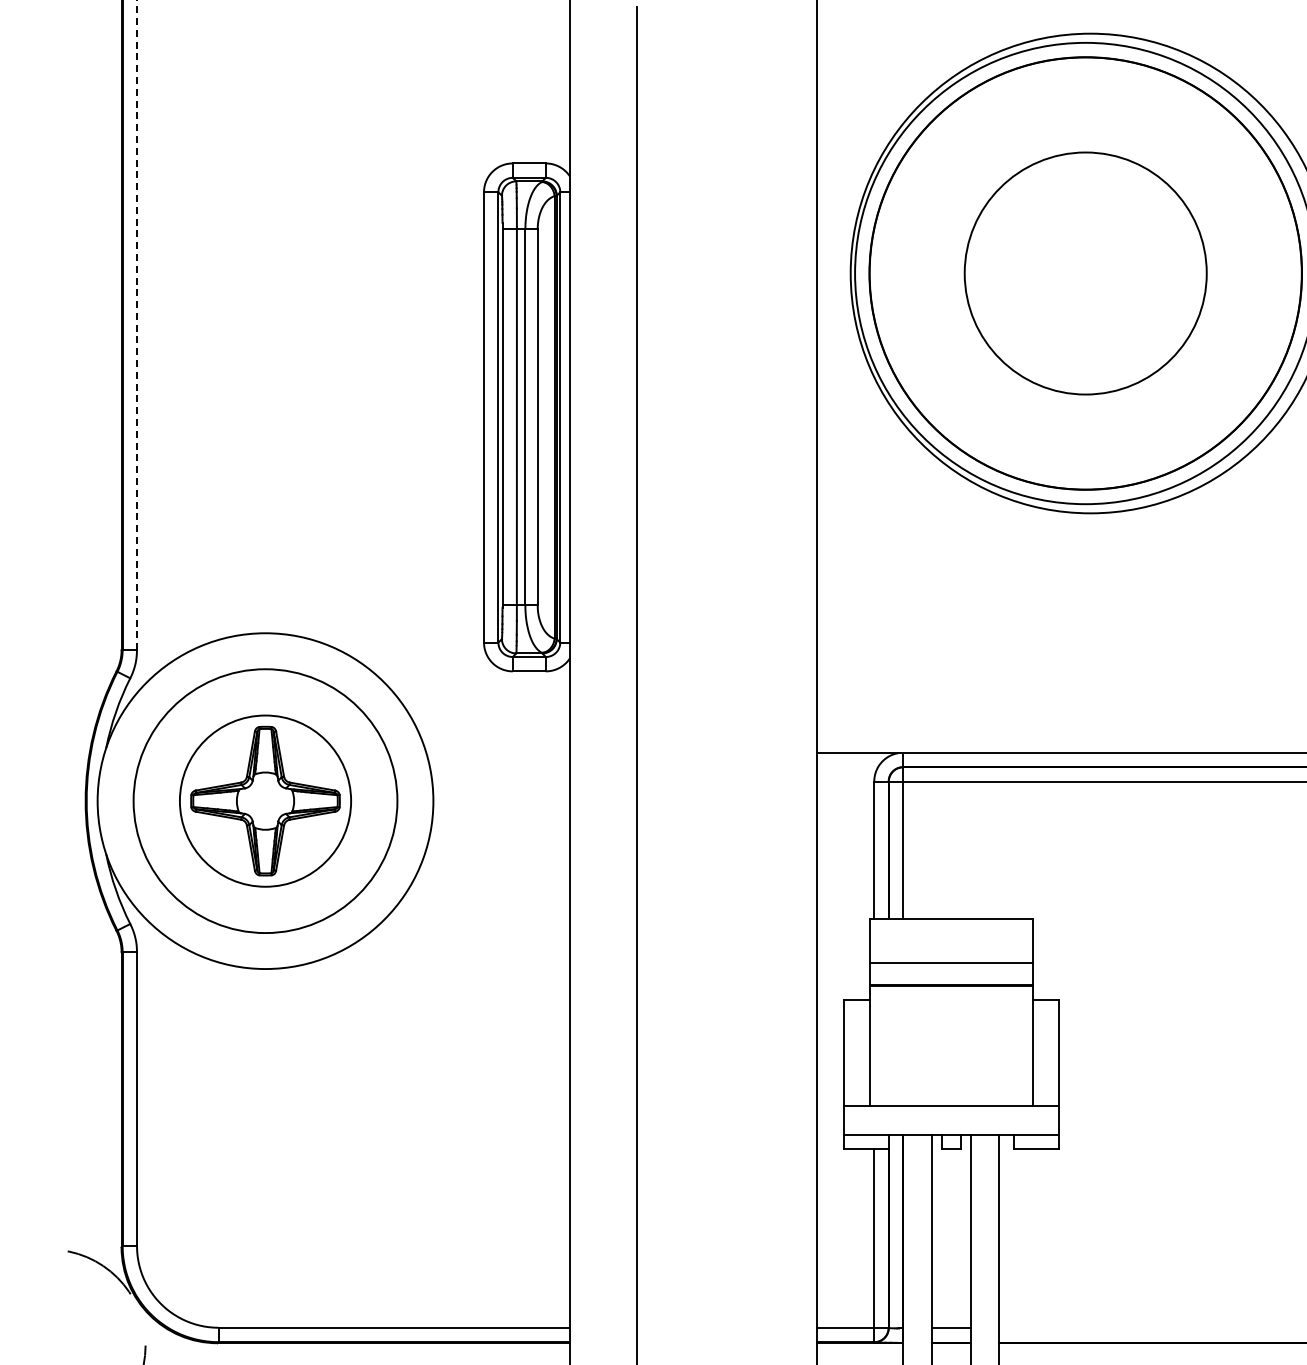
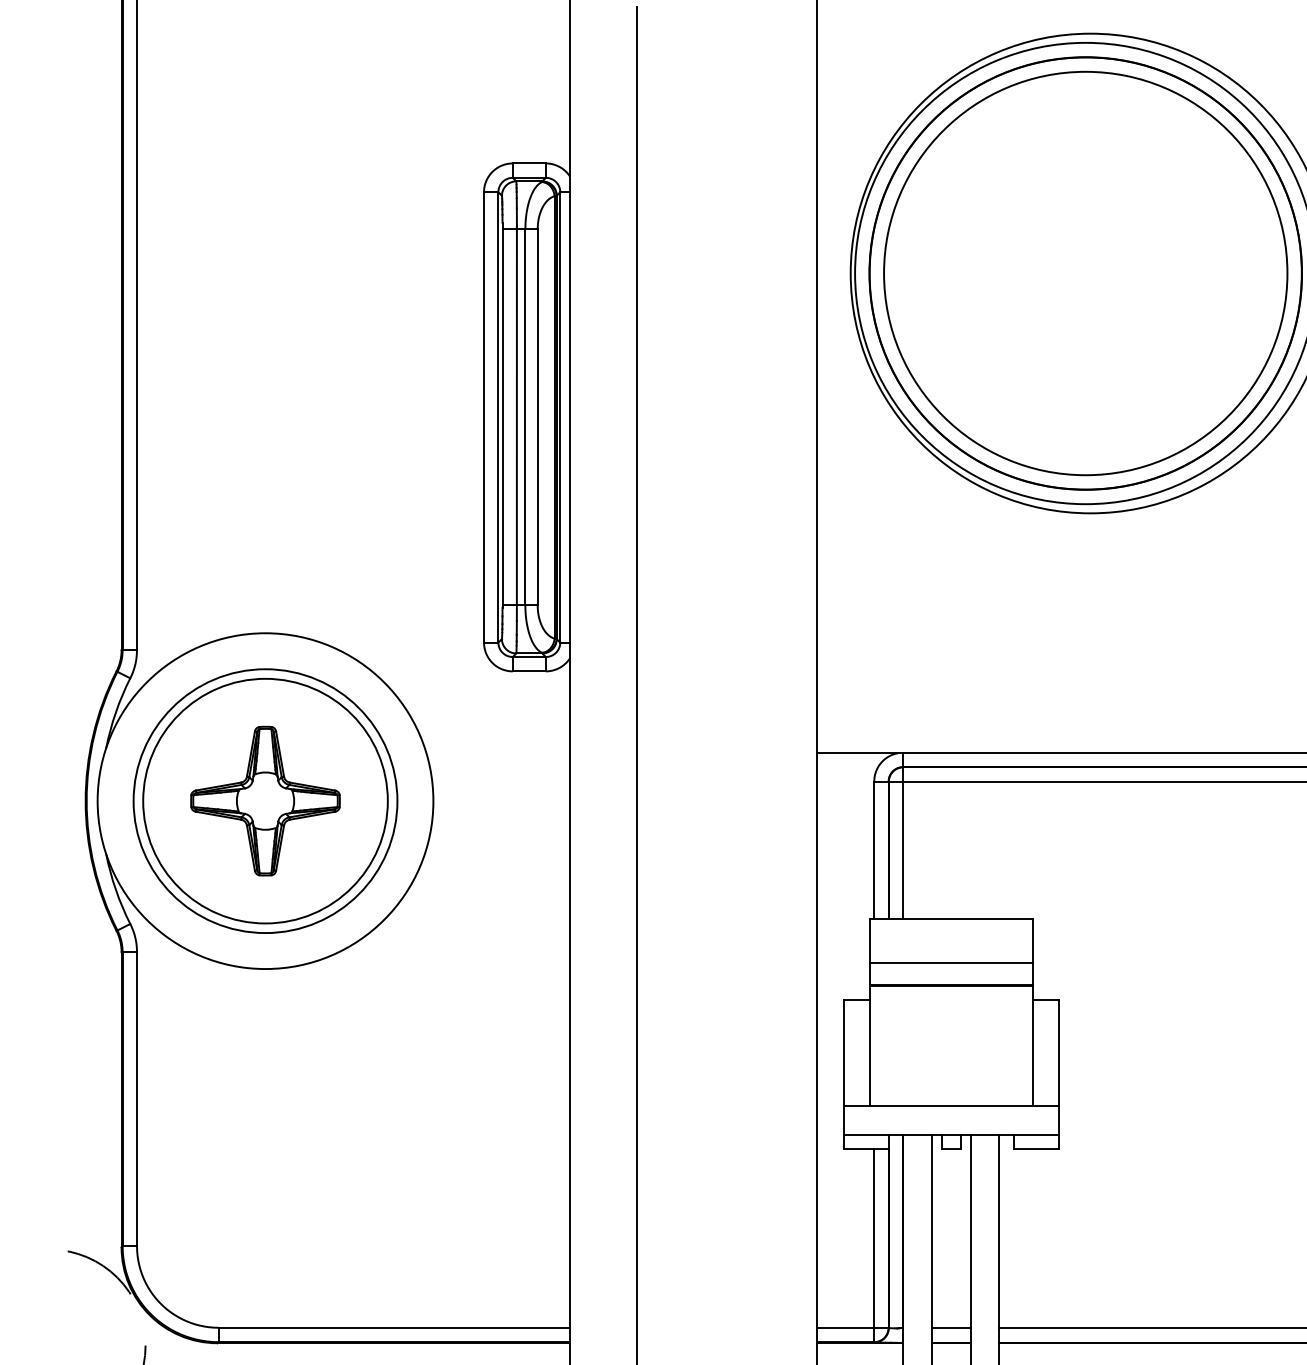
circle diameter: 242 px -> 403 px (1085, 273)
line: dashed -> solid (137, 325)
circle diameter: 171 px -> 245 px (265, 800)
line: none -> present (1151, 1328)
